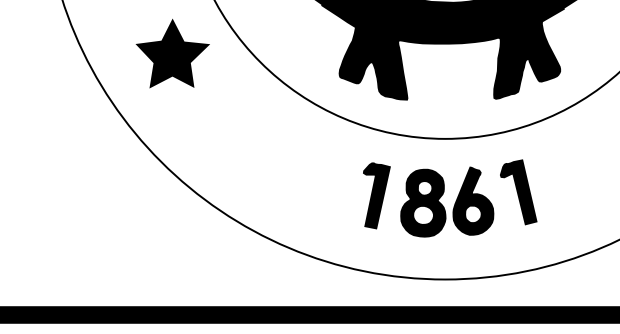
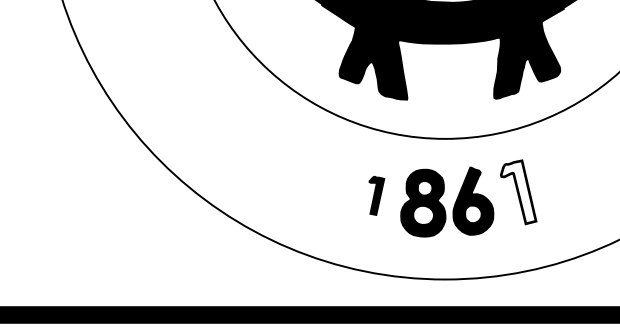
part: present -> none (172, 53)
fill: present -> none (518, 191)
part size: 28x68 px -> 18x41 px (376, 195)
